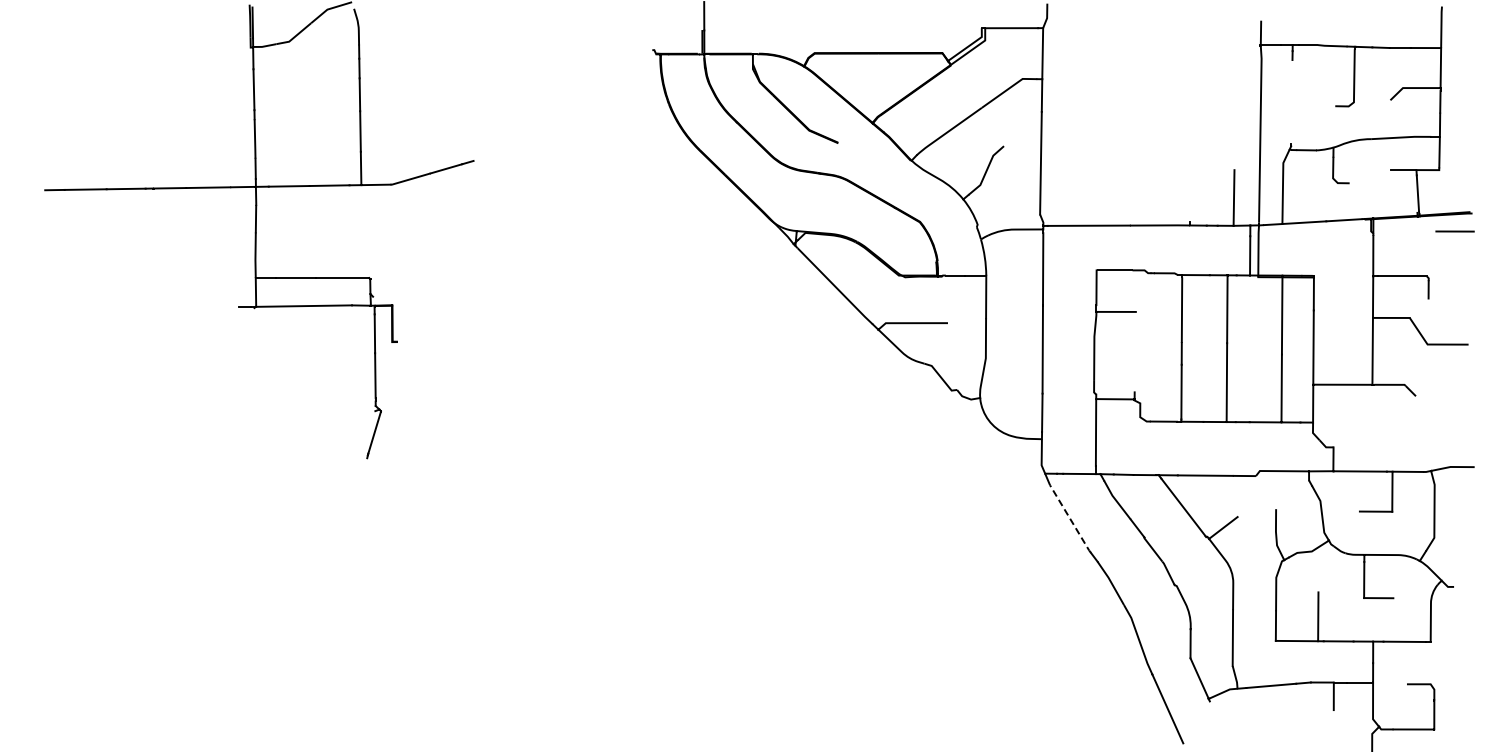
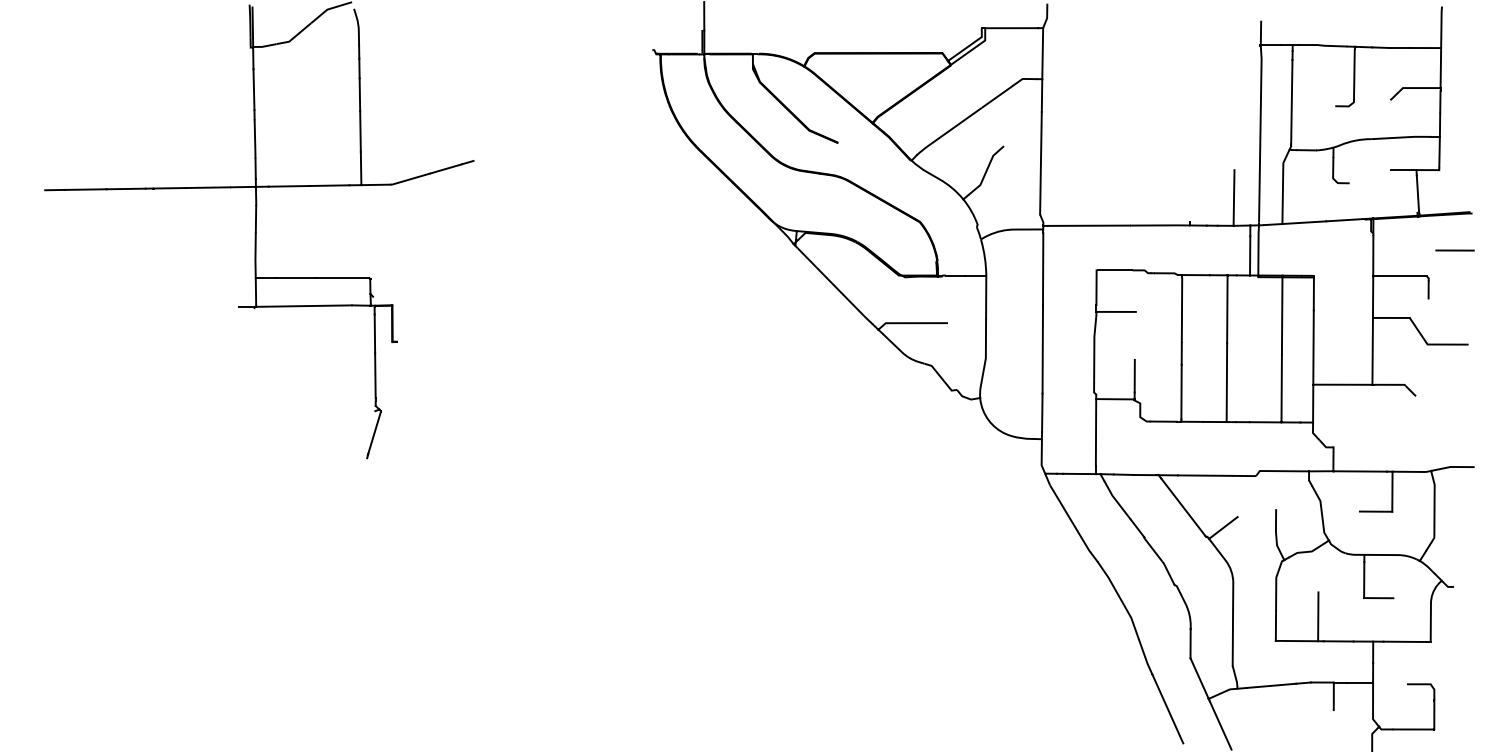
line: none -> present (1291, 101)
line position: (1454, 231) -> (1454, 250) (1454, 250)
line: none -> present (1134, 375)
line: dashed -> solid (1070, 519)
line: none -> present (1220, 724)
